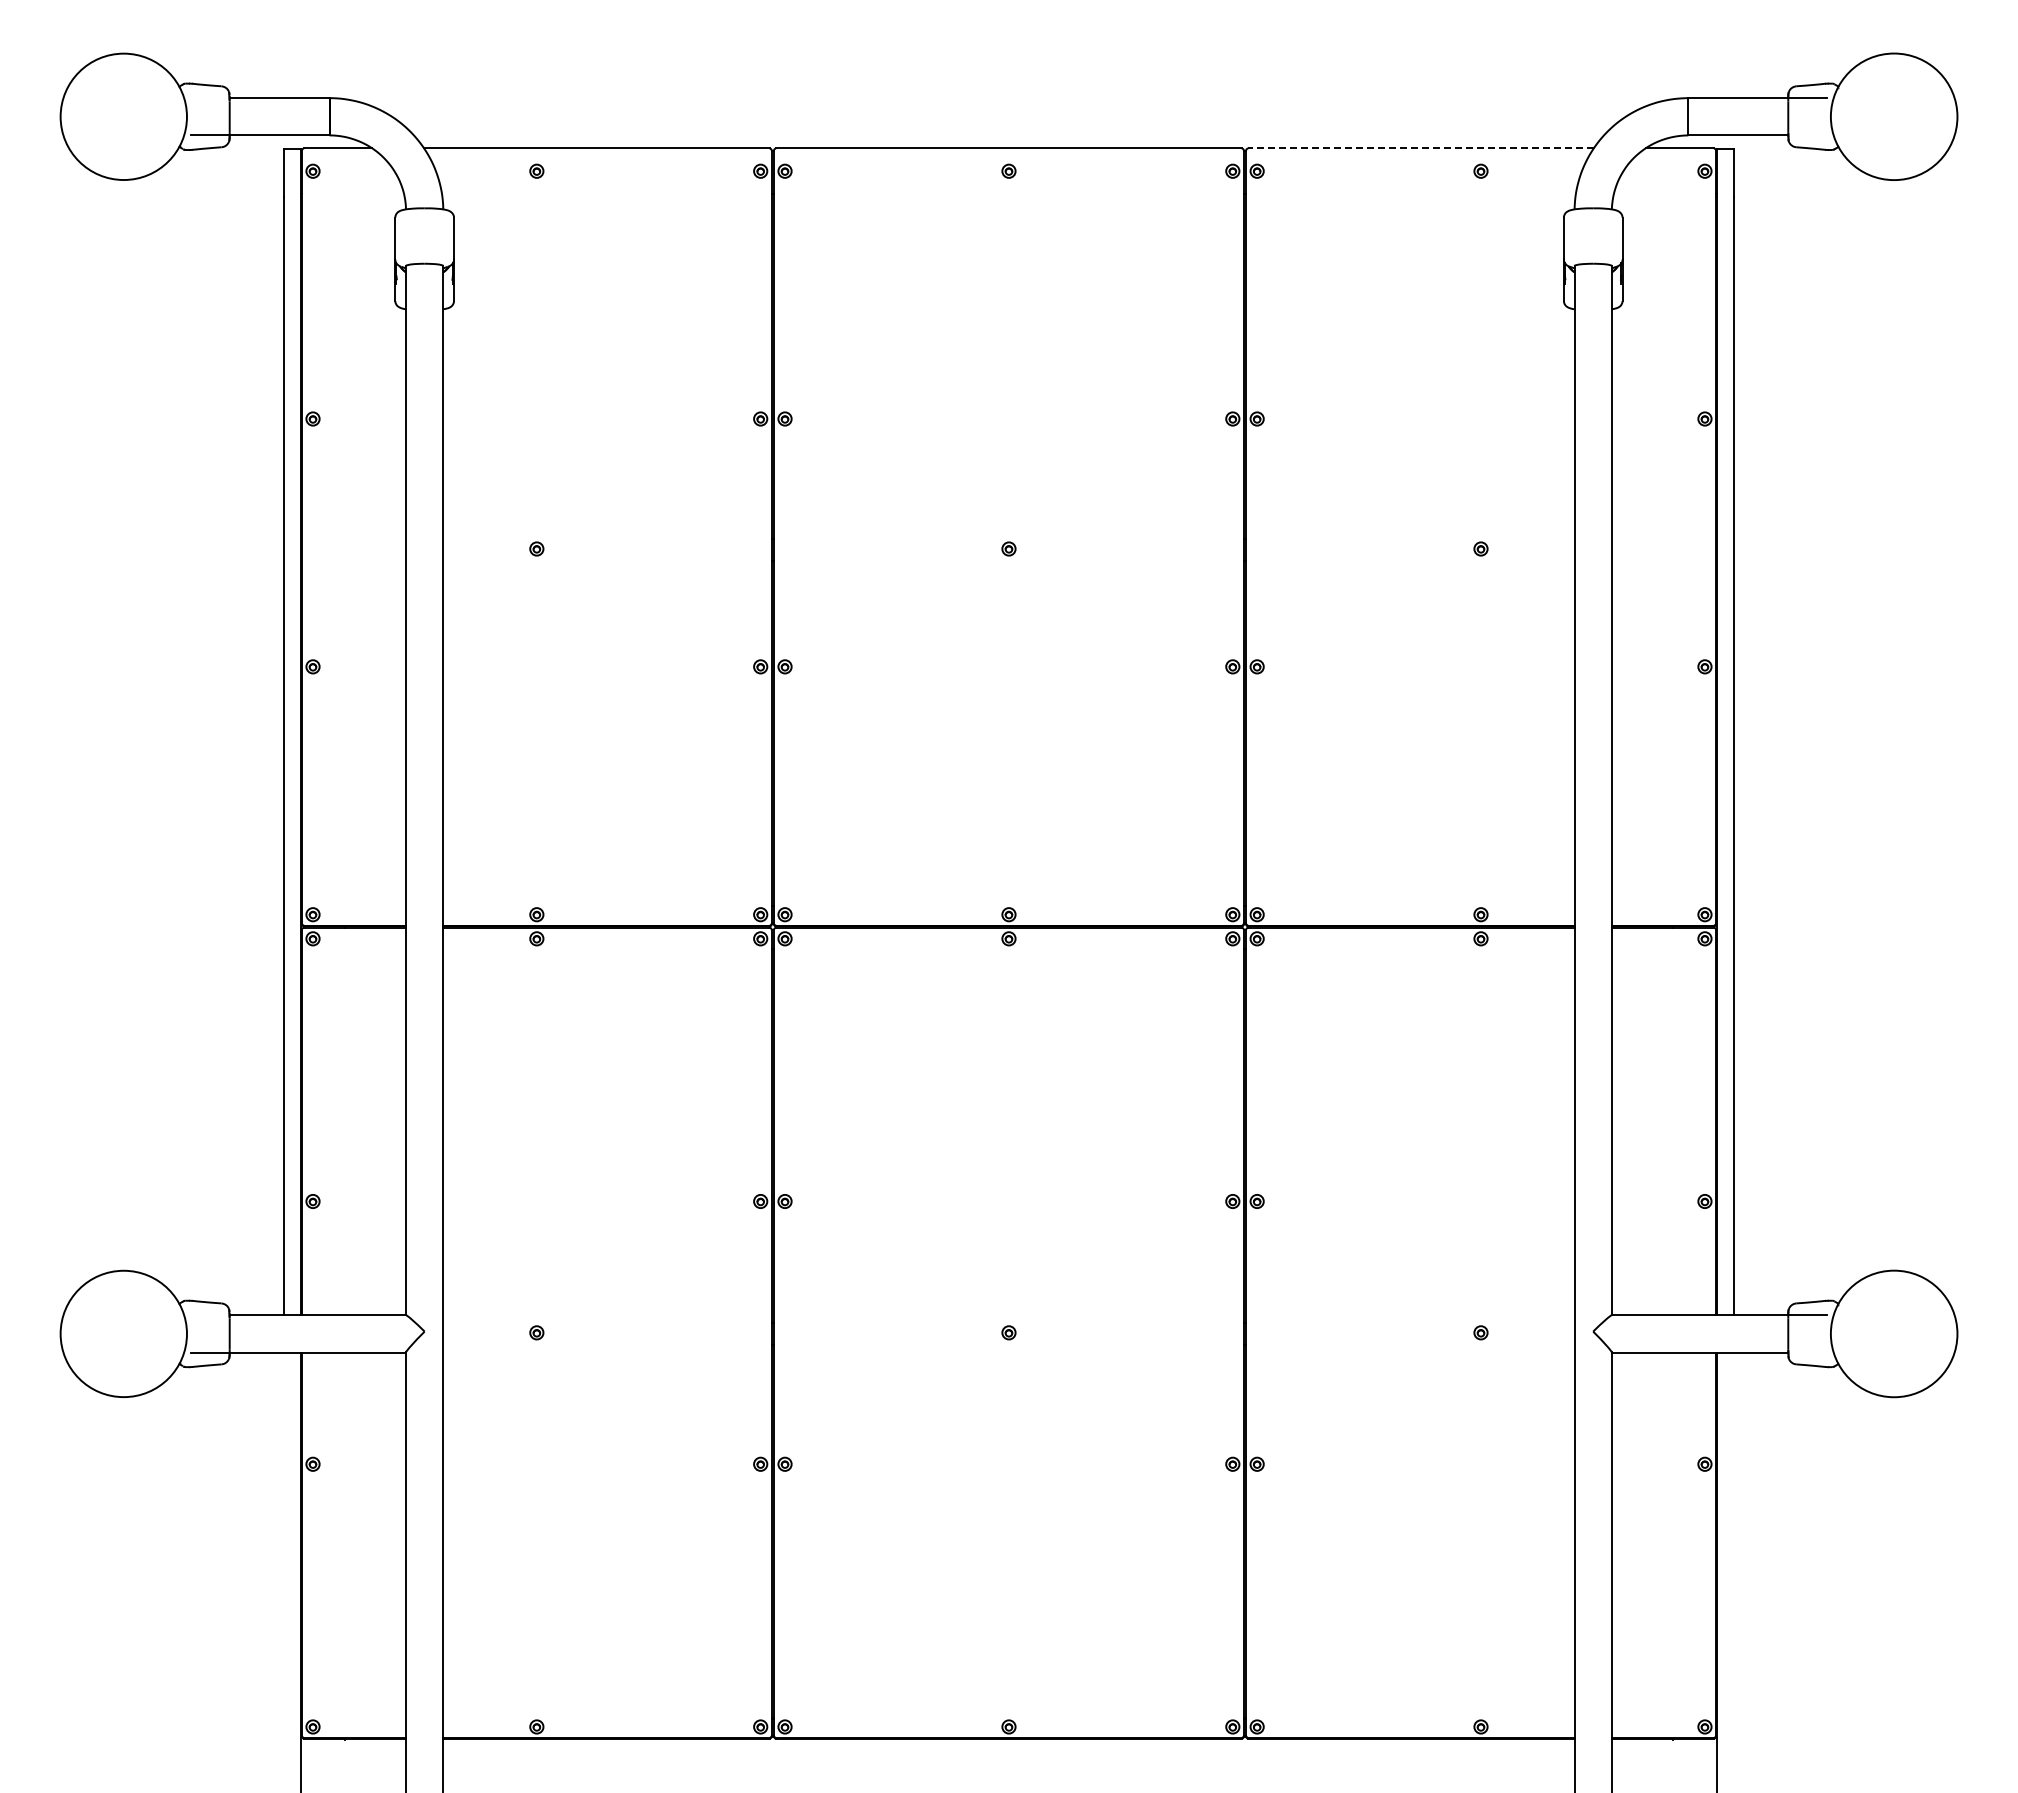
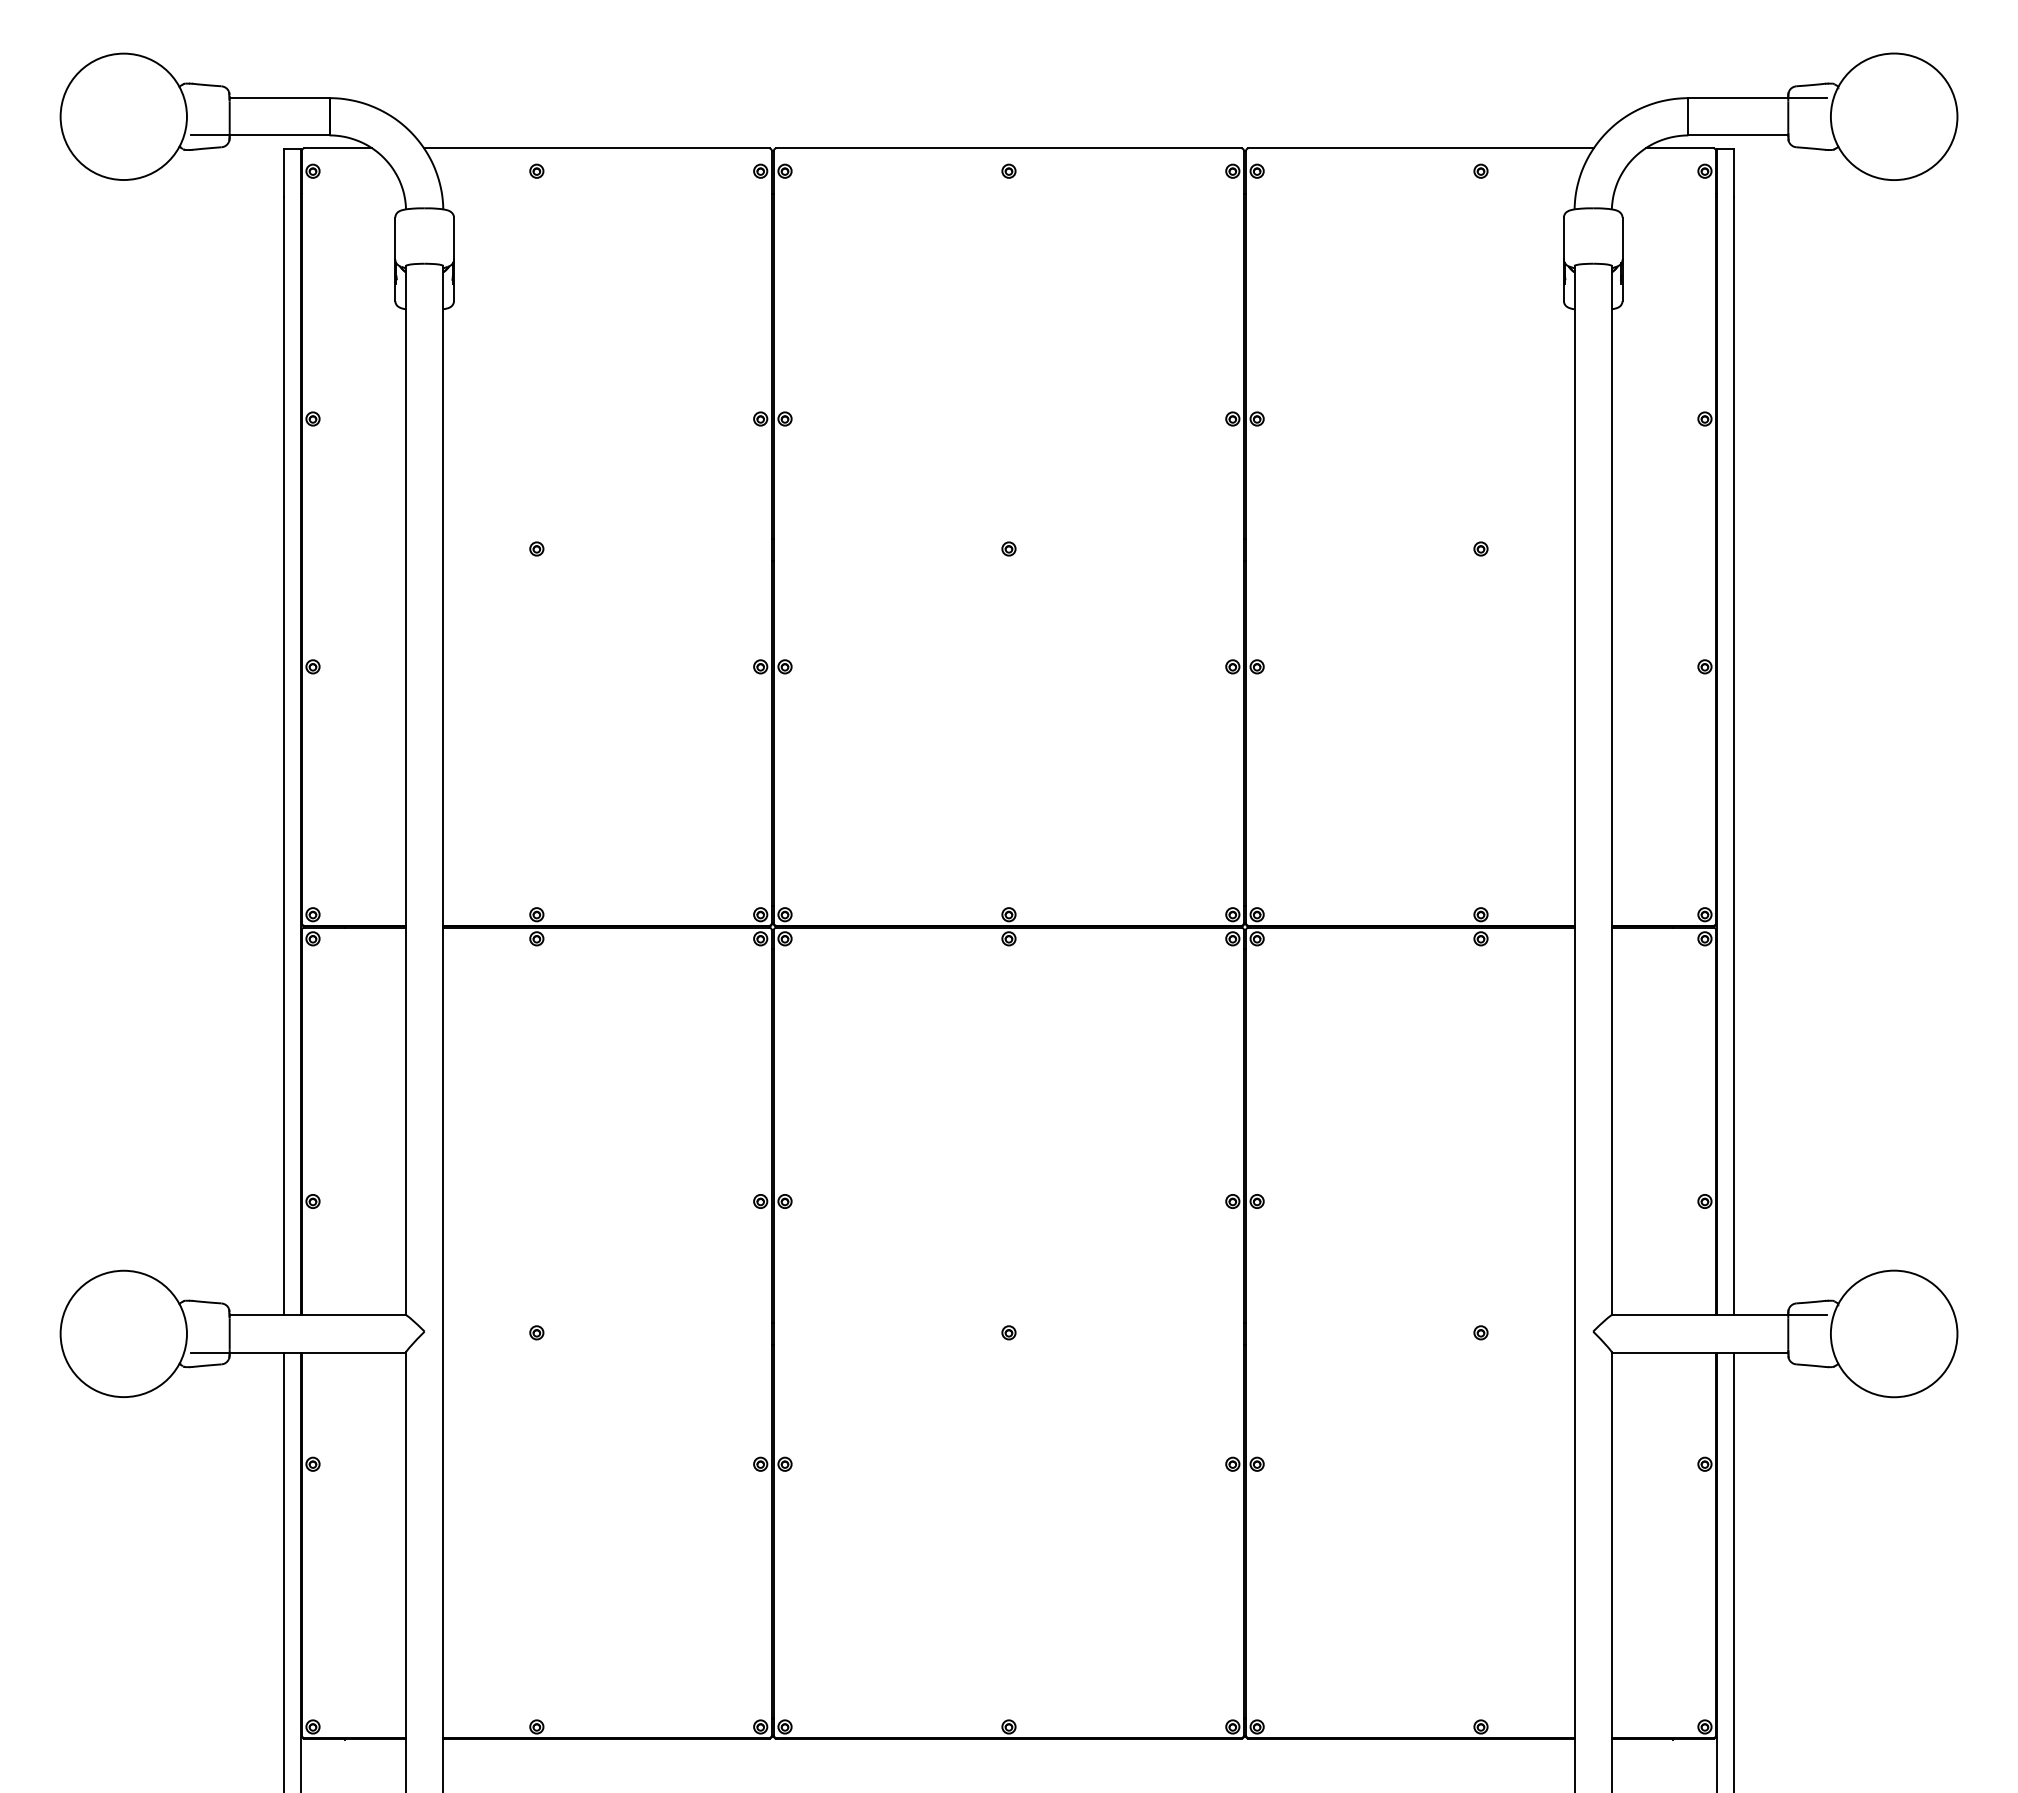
line: dashed -> solid (1421, 148)
line: none -> present (284, 1570)
line: none -> present (1733, 1570)
